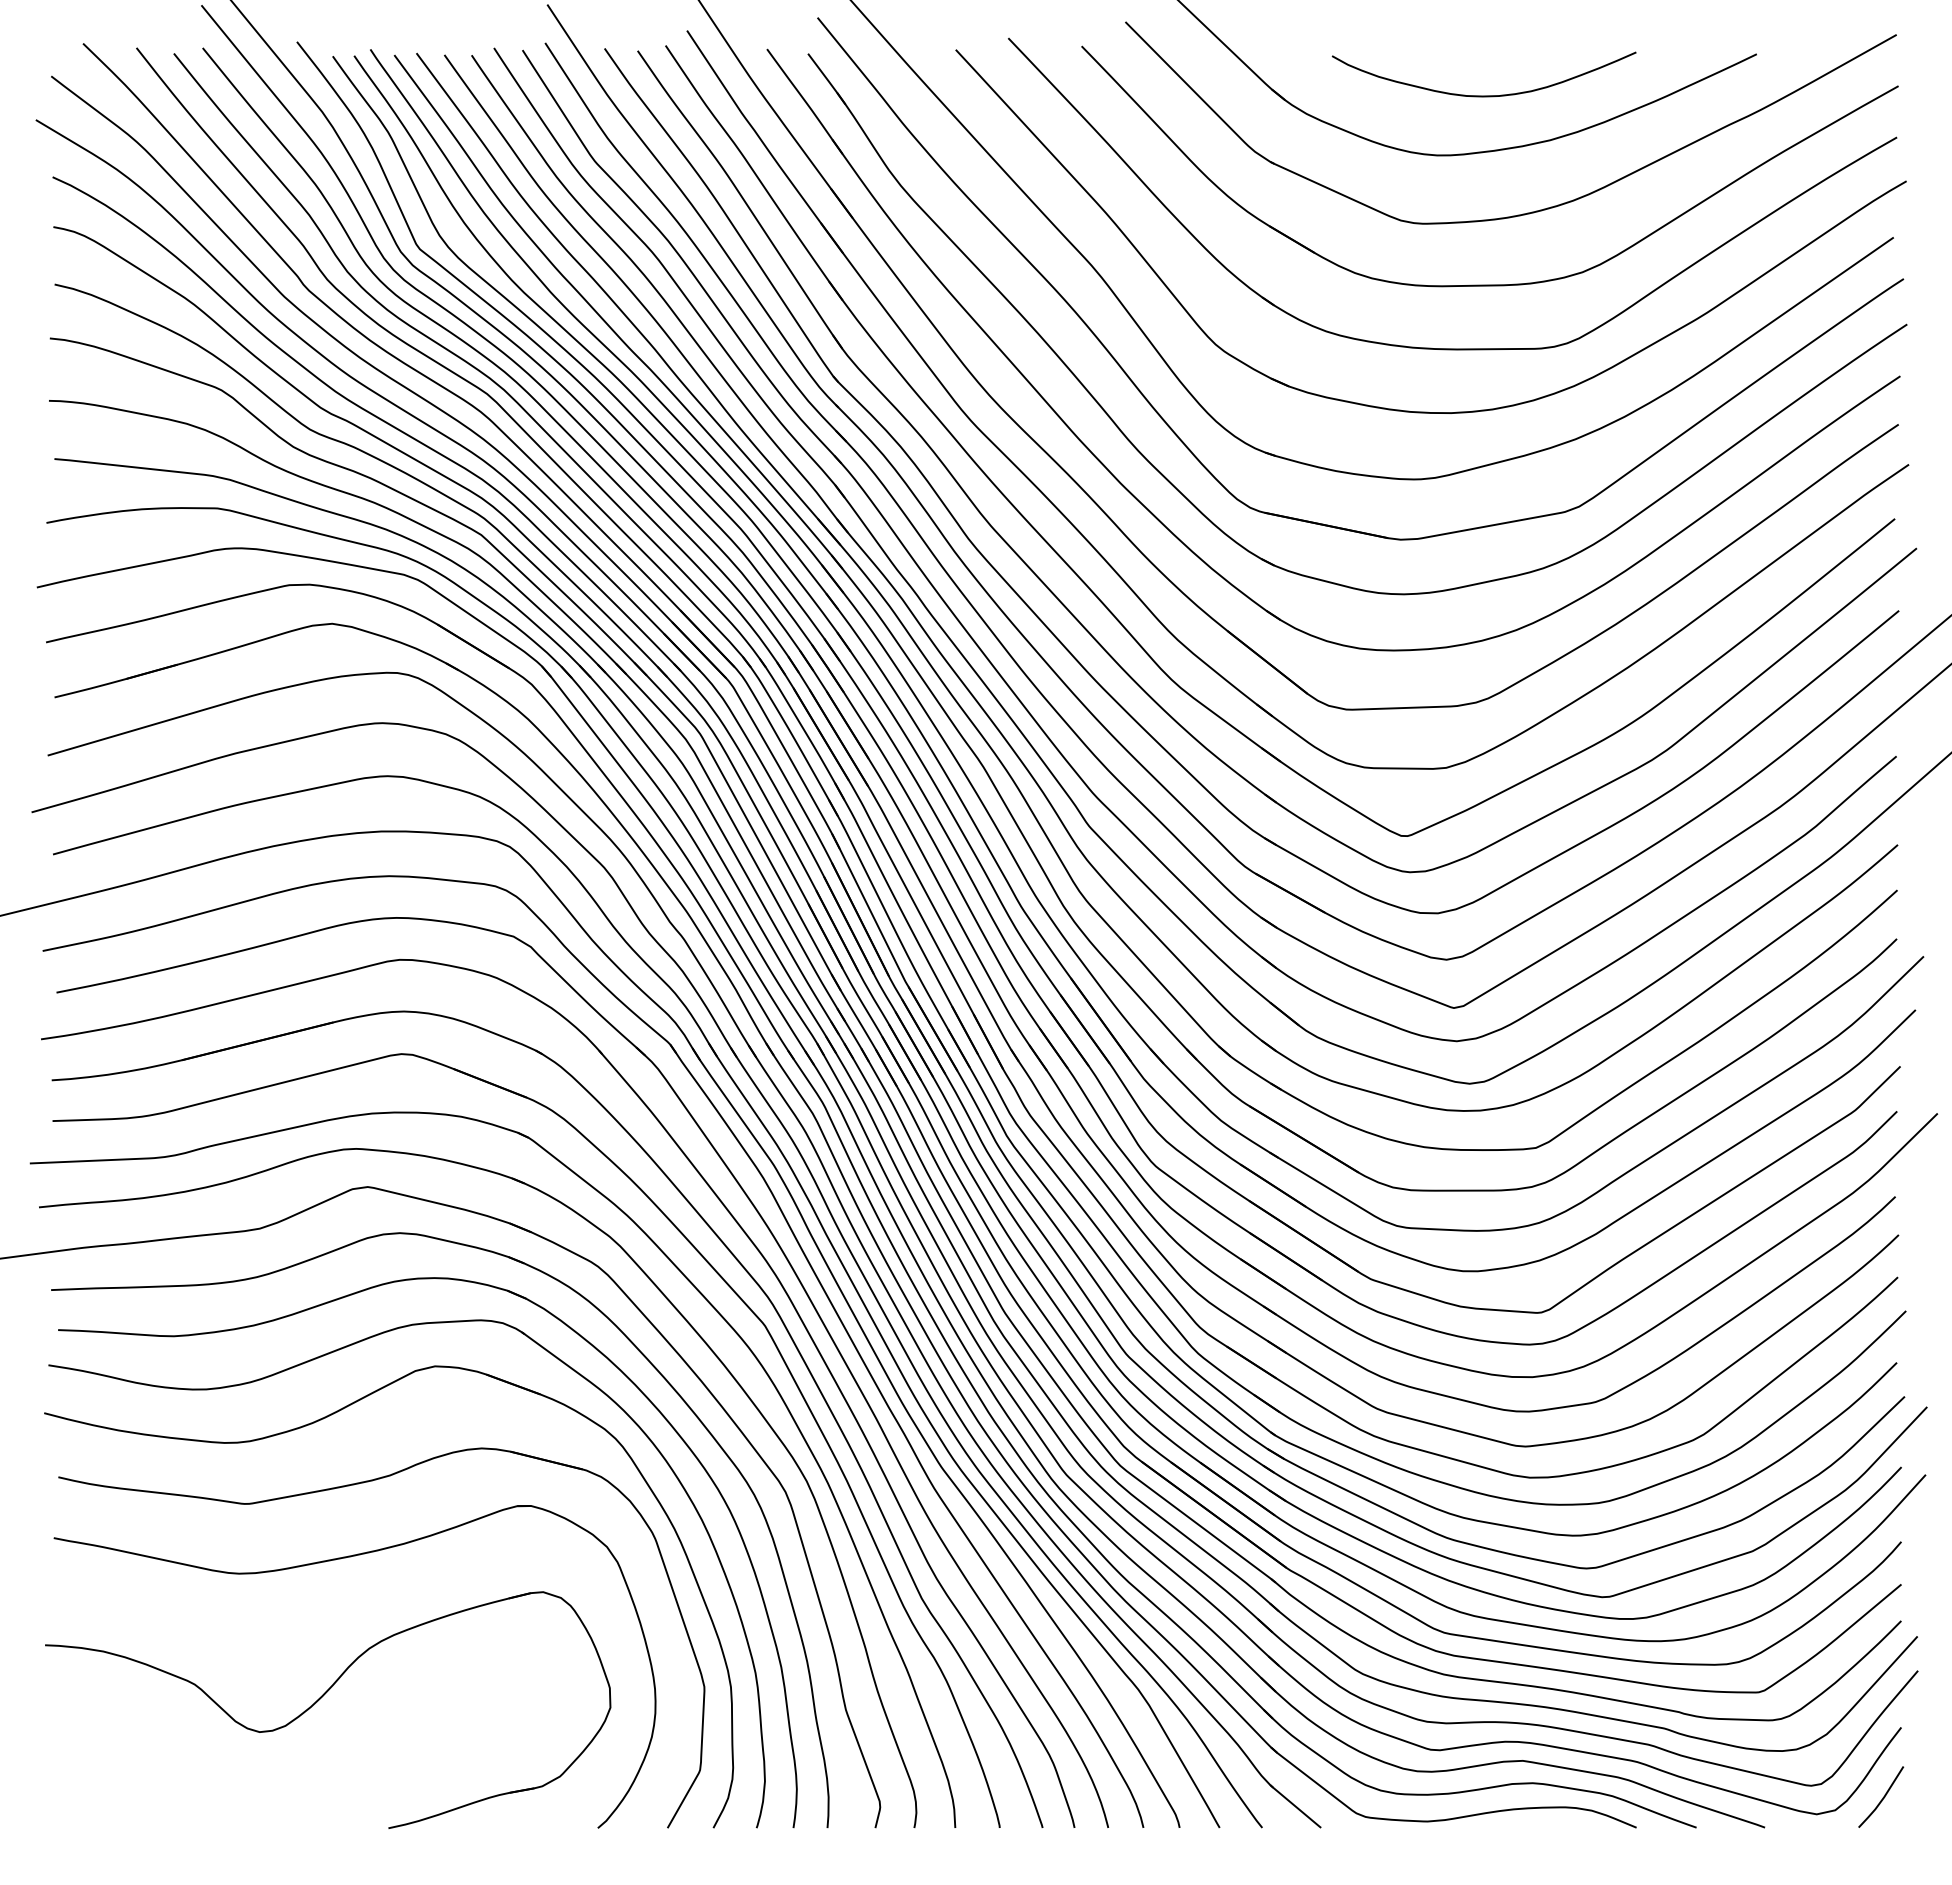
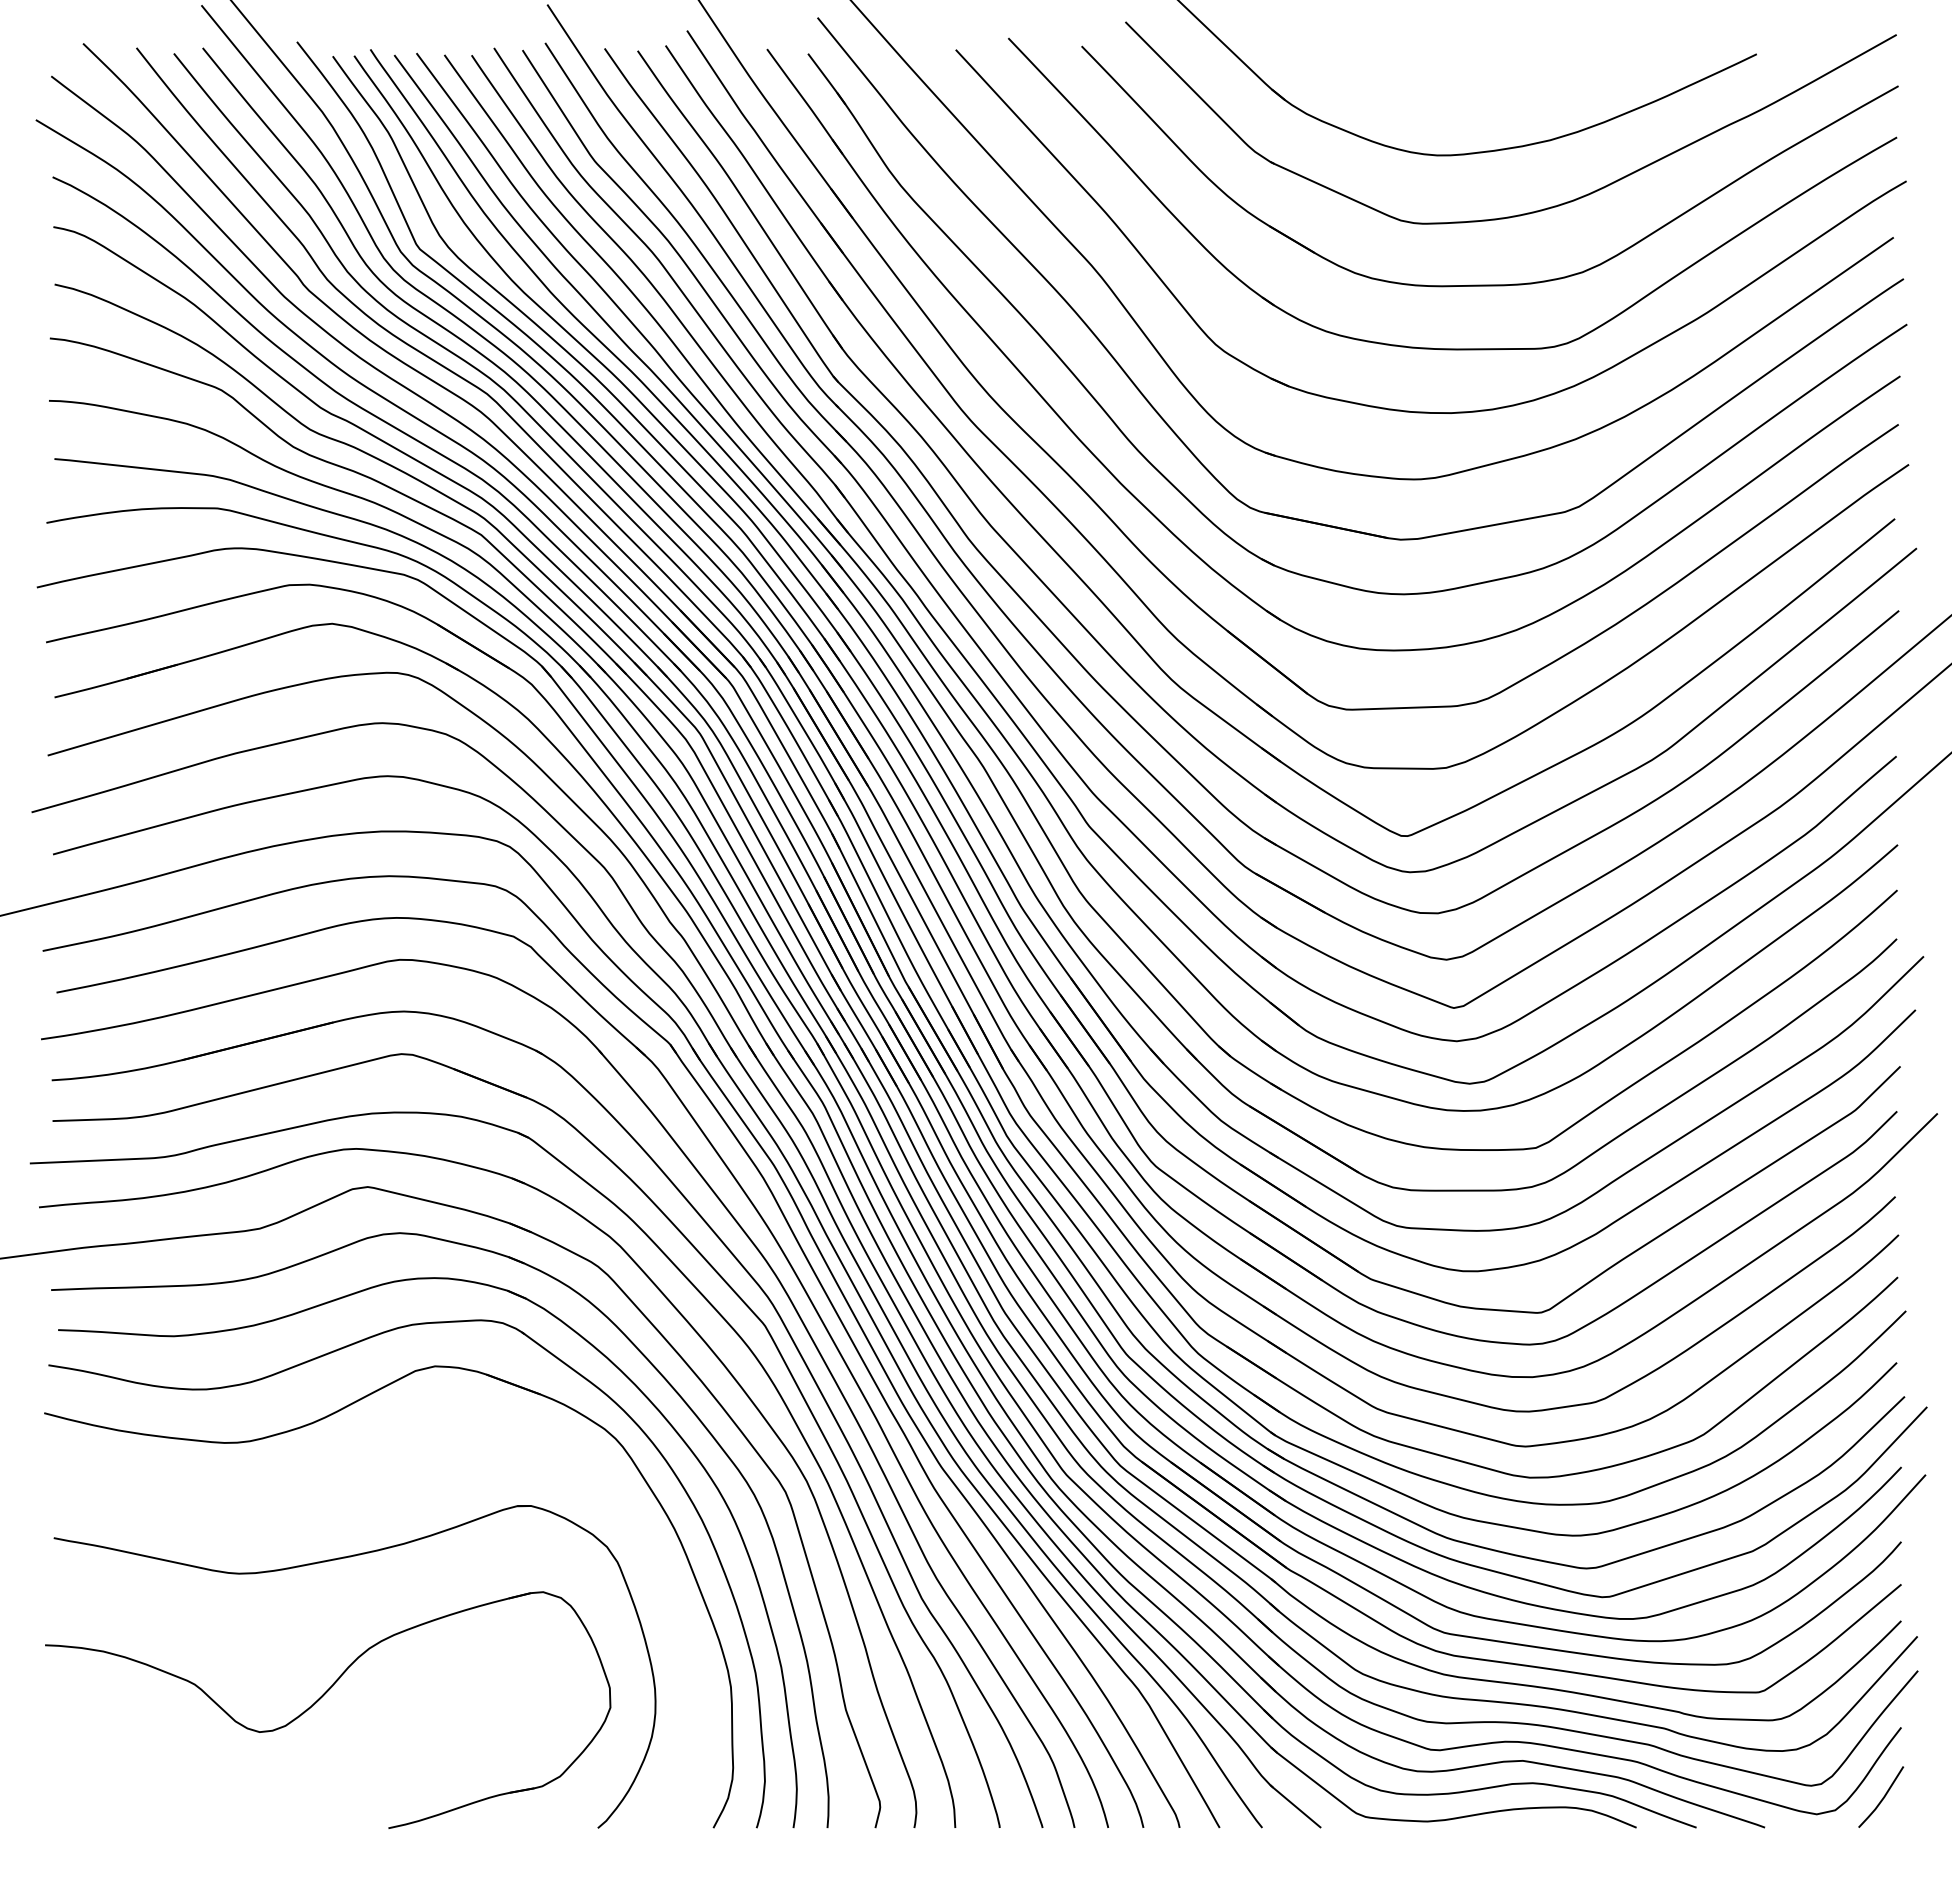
curve: present -> none (1483, 95)
part: present -> none (349, 1486)
